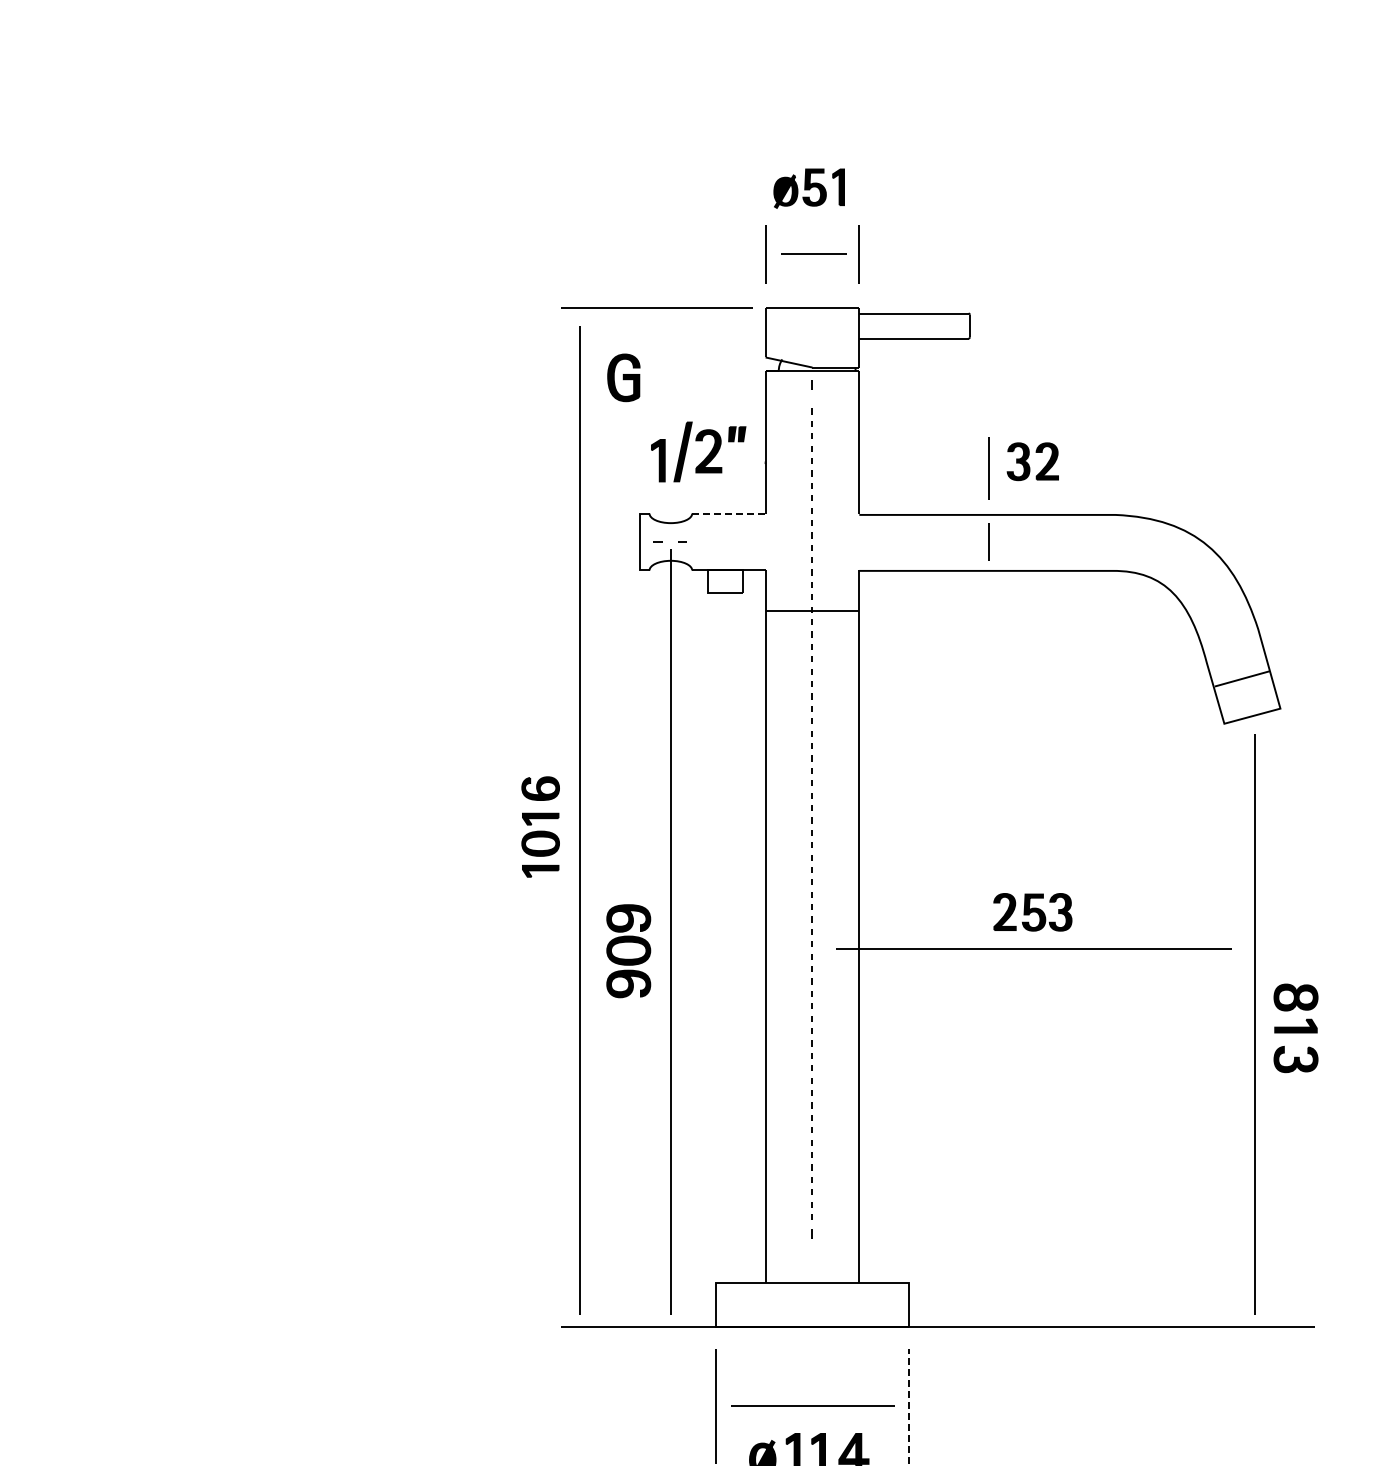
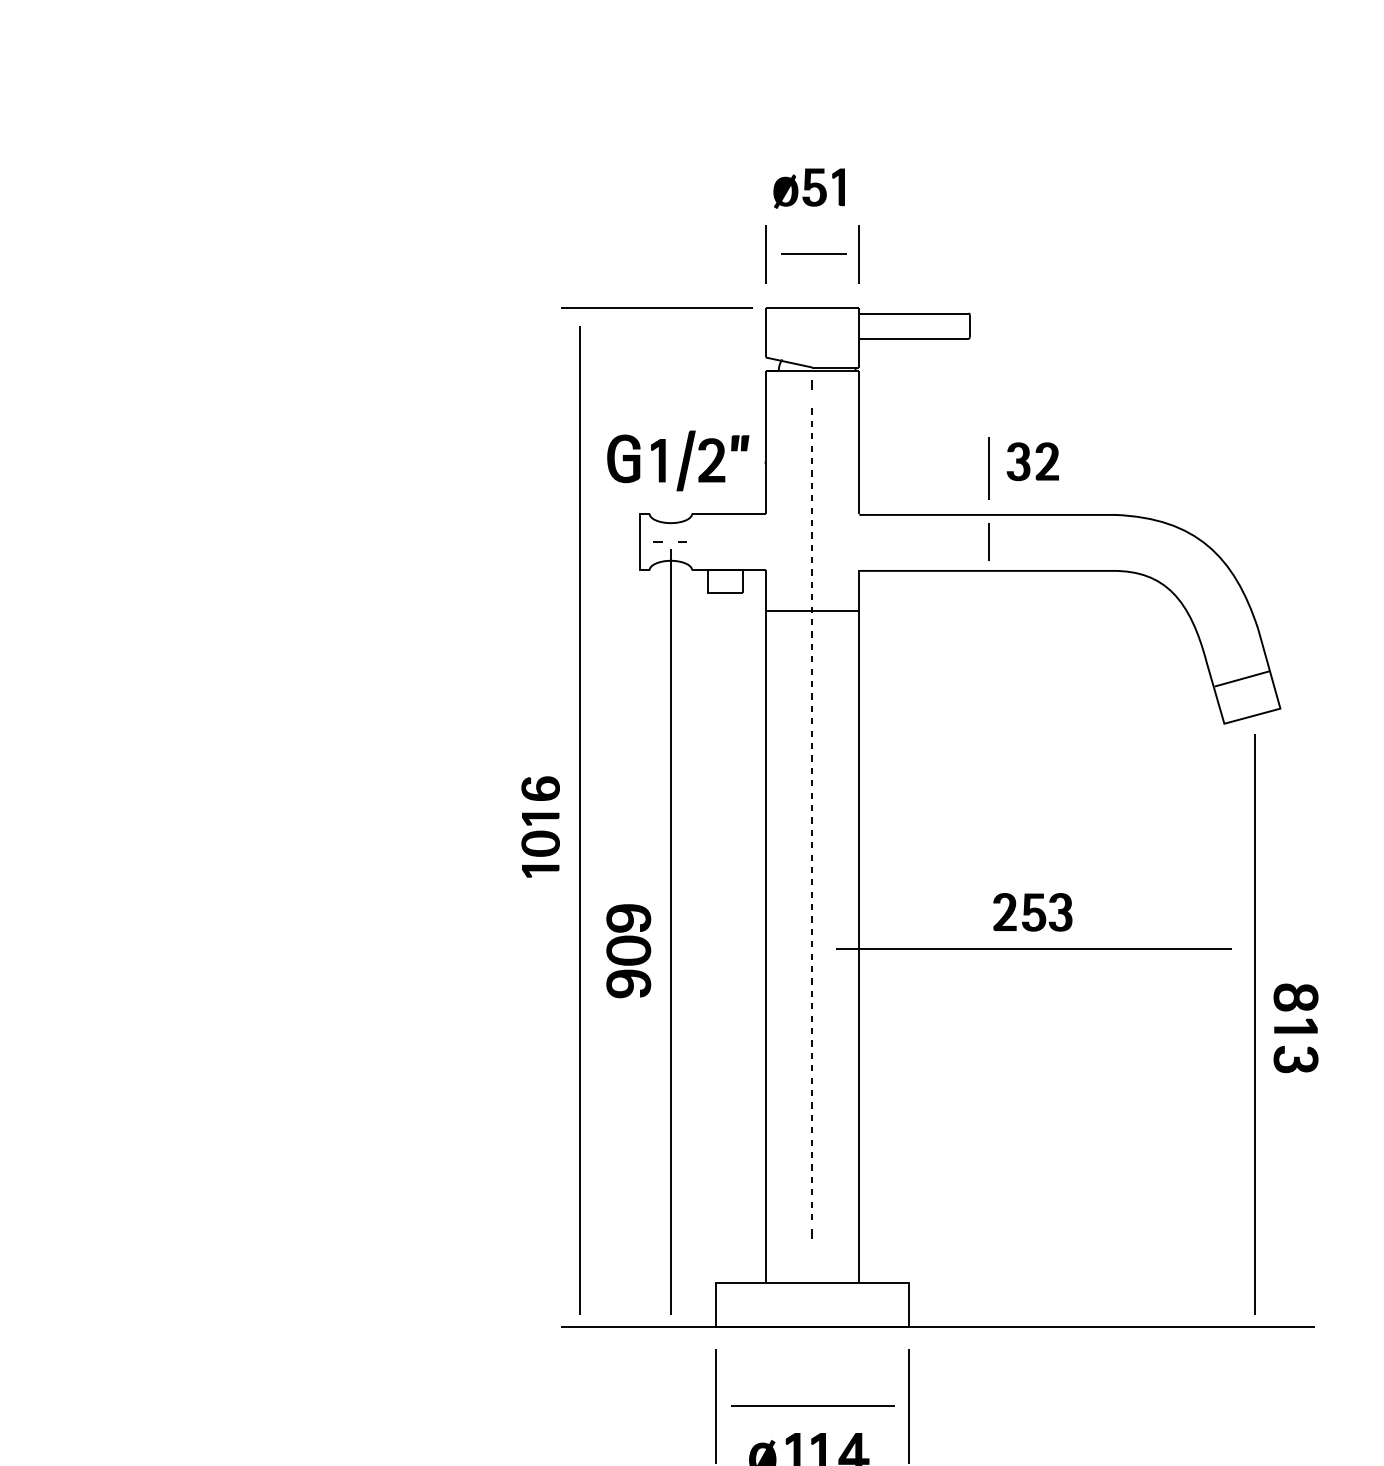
part position: (623, 377) -> (623, 458) (623, 458)
part position: (709, 451) -> (712, 460) (712, 460)
line: dashed -> solid (728, 513)
line: dashed -> solid (909, 1405)
